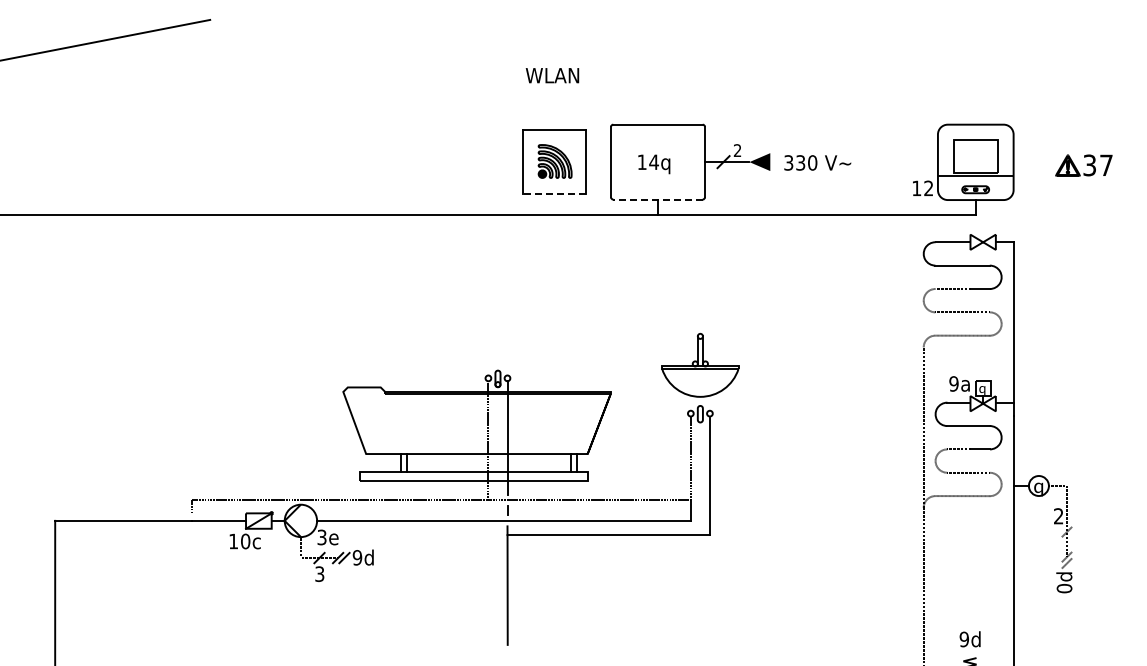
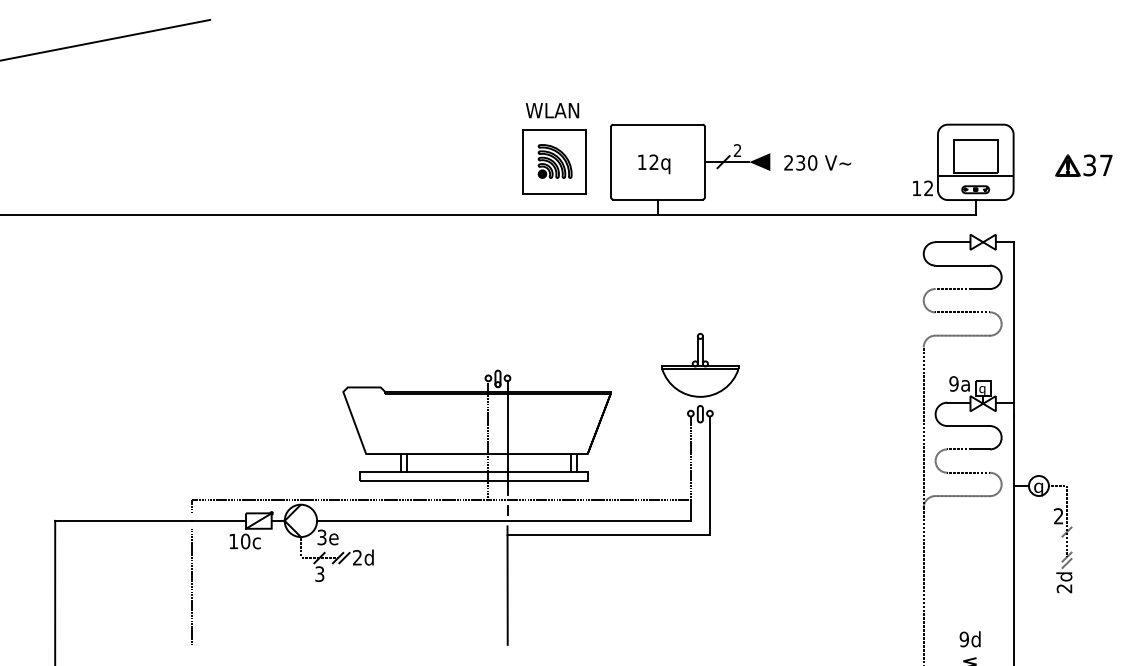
text position: (552, 75) -> (552, 110) (552, 110)
text: 14q -> 12q (653, 161)
text: 330 -> 230 (788, 162)
line: dashed -> solid (554, 193)
line: dashed -> solid (658, 199)
text: 9d -> 2d (357, 557)
line: none -> present (192, 586)
text: 0d -> 2d (1064, 588)
